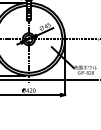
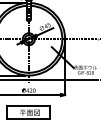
part: none -> present (28, 112)
